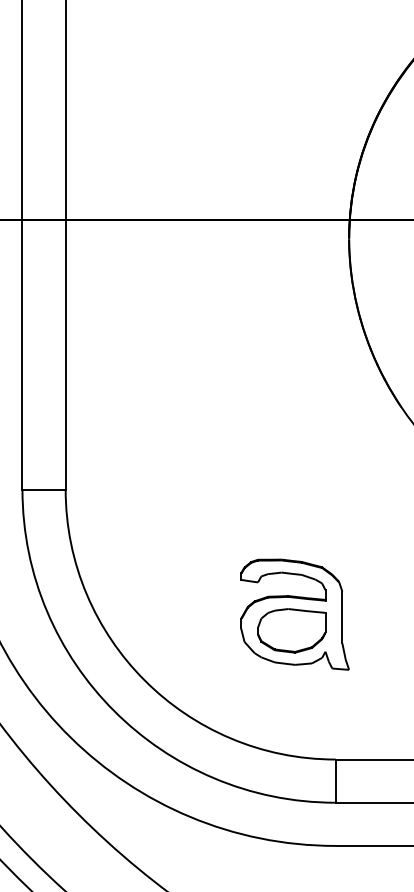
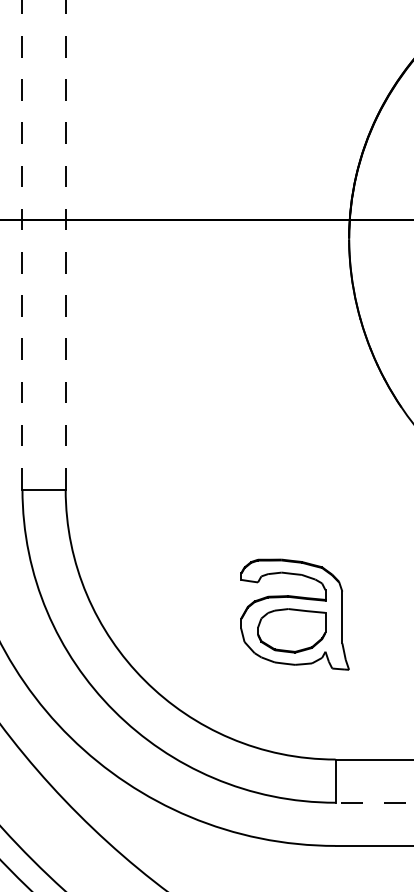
line: solid -> dashed (22, 244)
line: solid -> dashed (65, 244)
line: solid -> dashed (374, 802)
